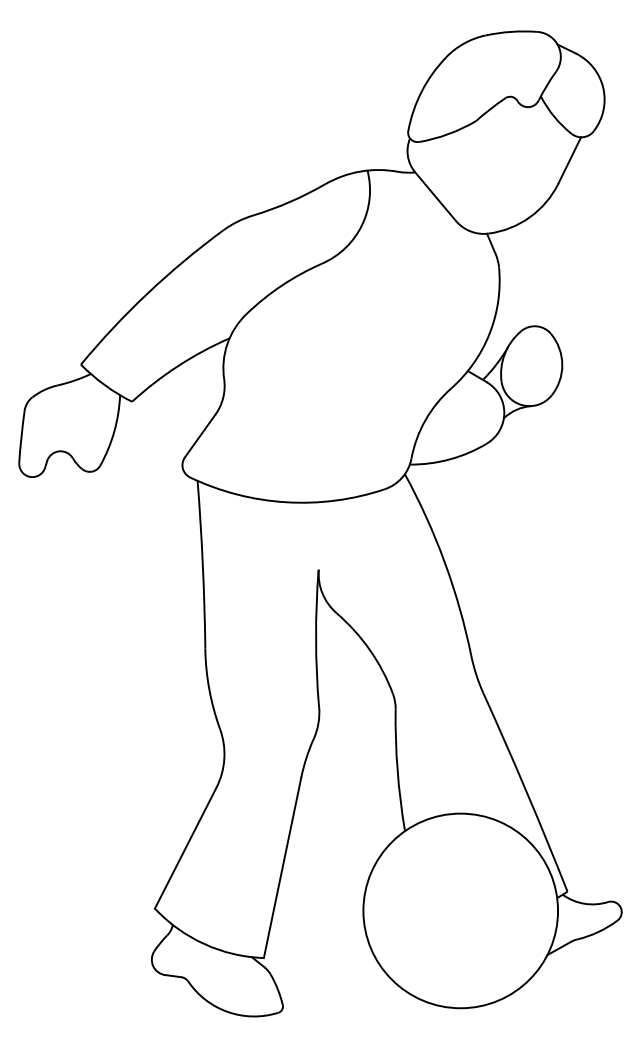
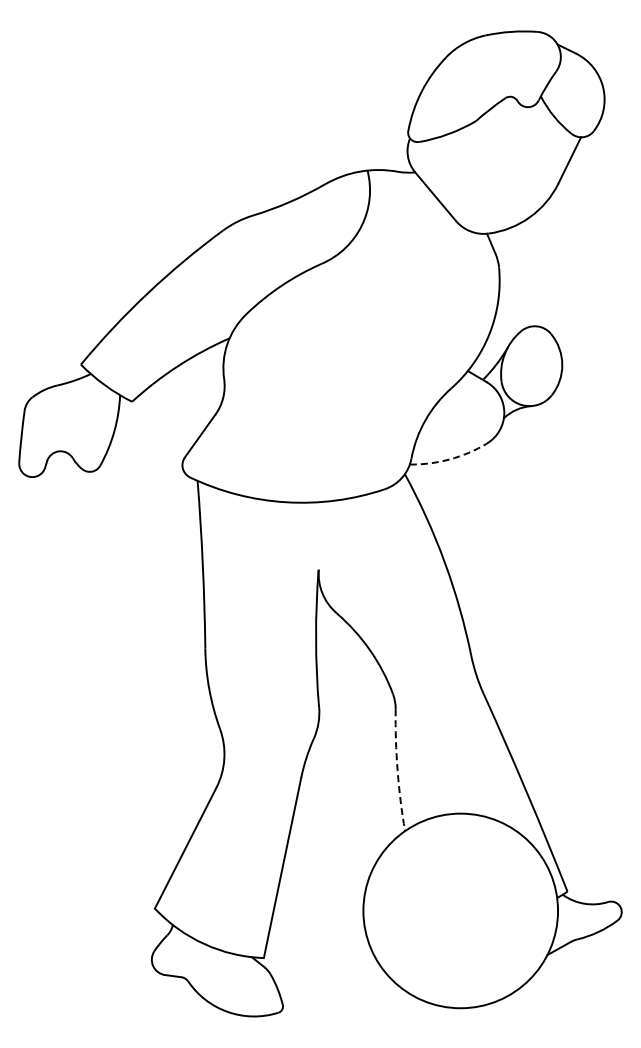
arc: solid -> dashed (449, 459)
arc: solid -> dashed (397, 770)
